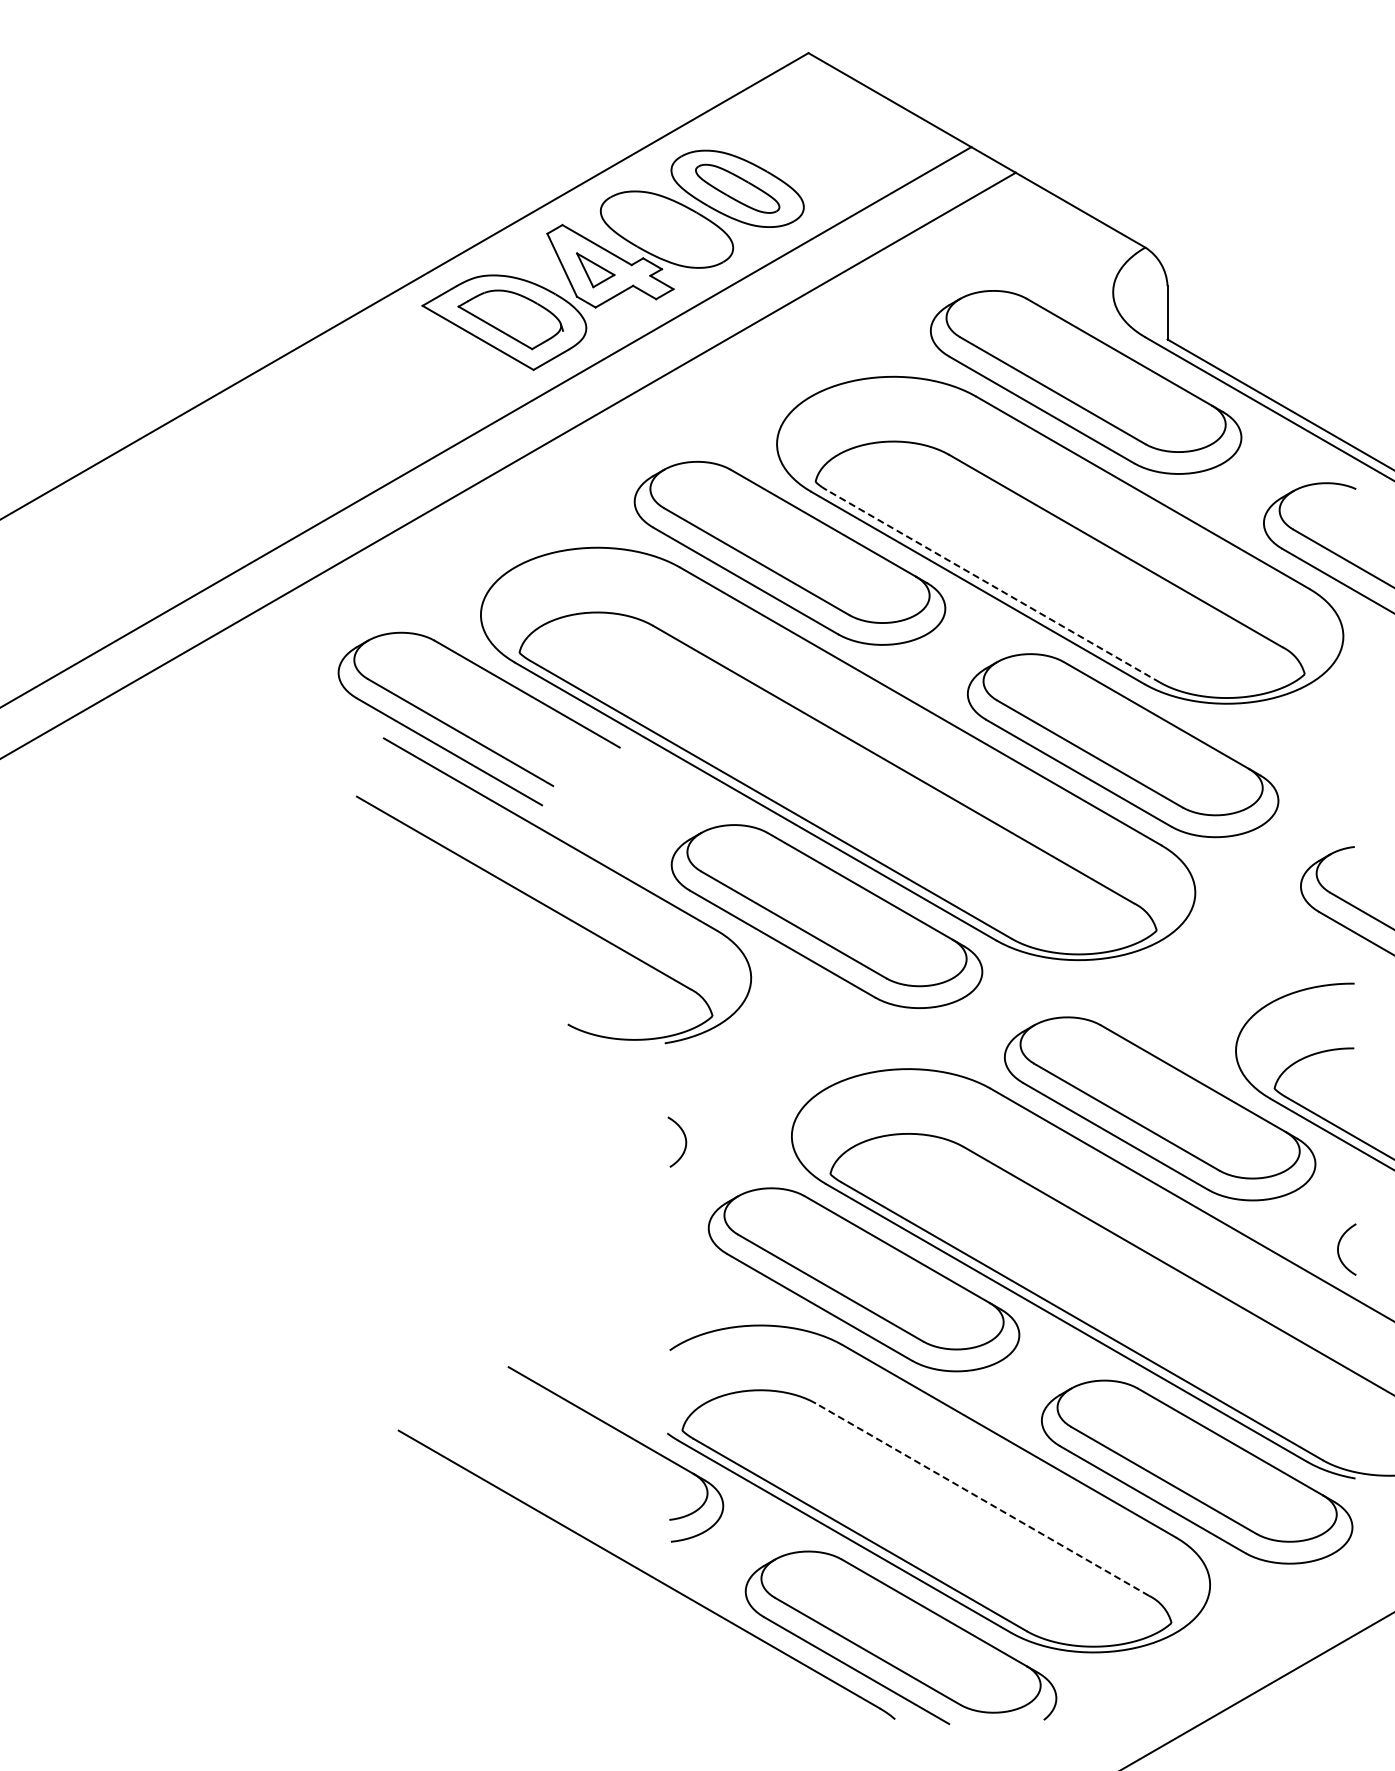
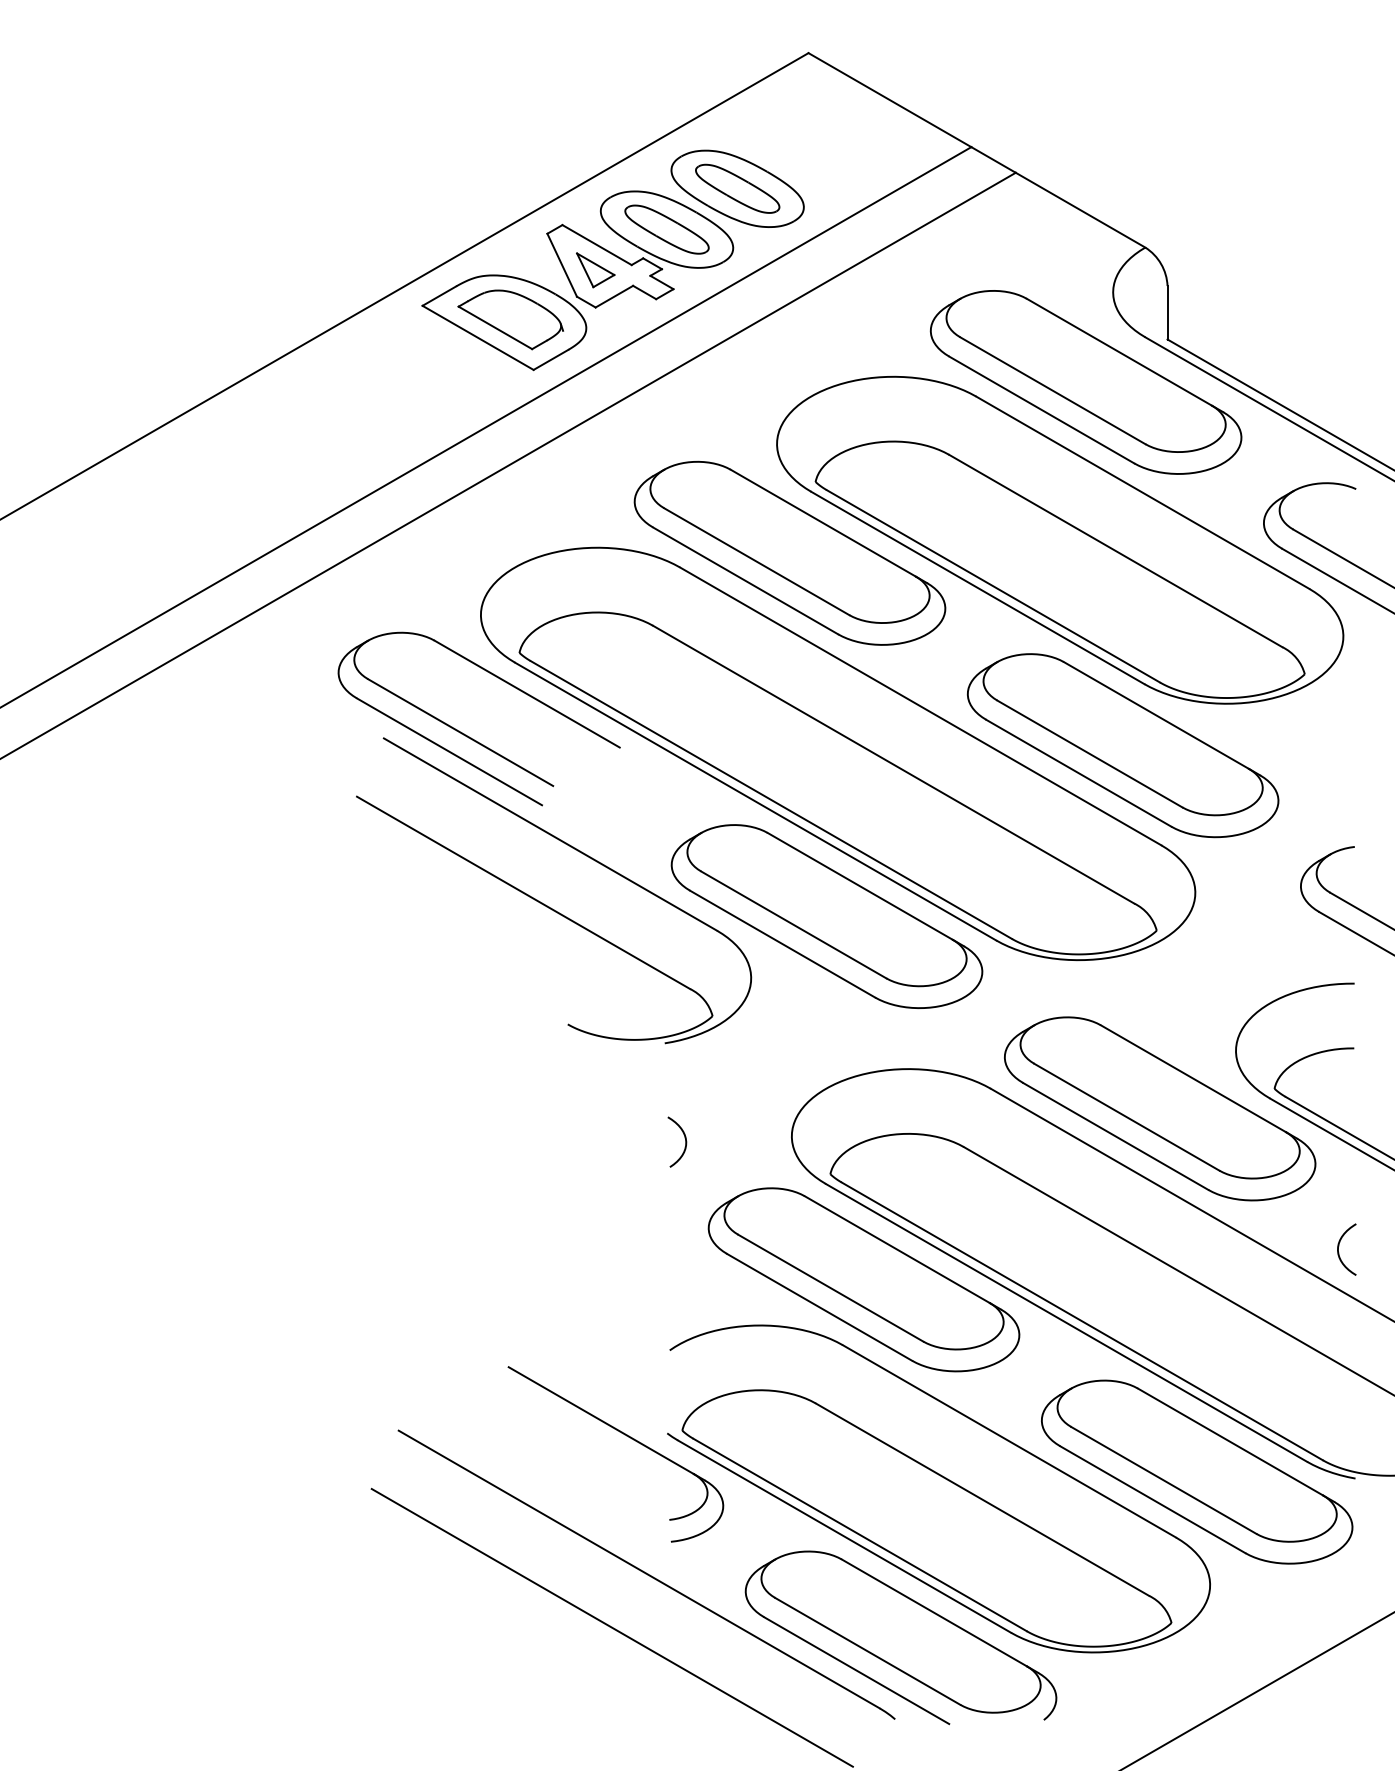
part: none -> present (666, 229)
line: dashed -> solid (993, 586)
line: dashed -> solid (982, 1499)
line: none -> present (611, 1627)
